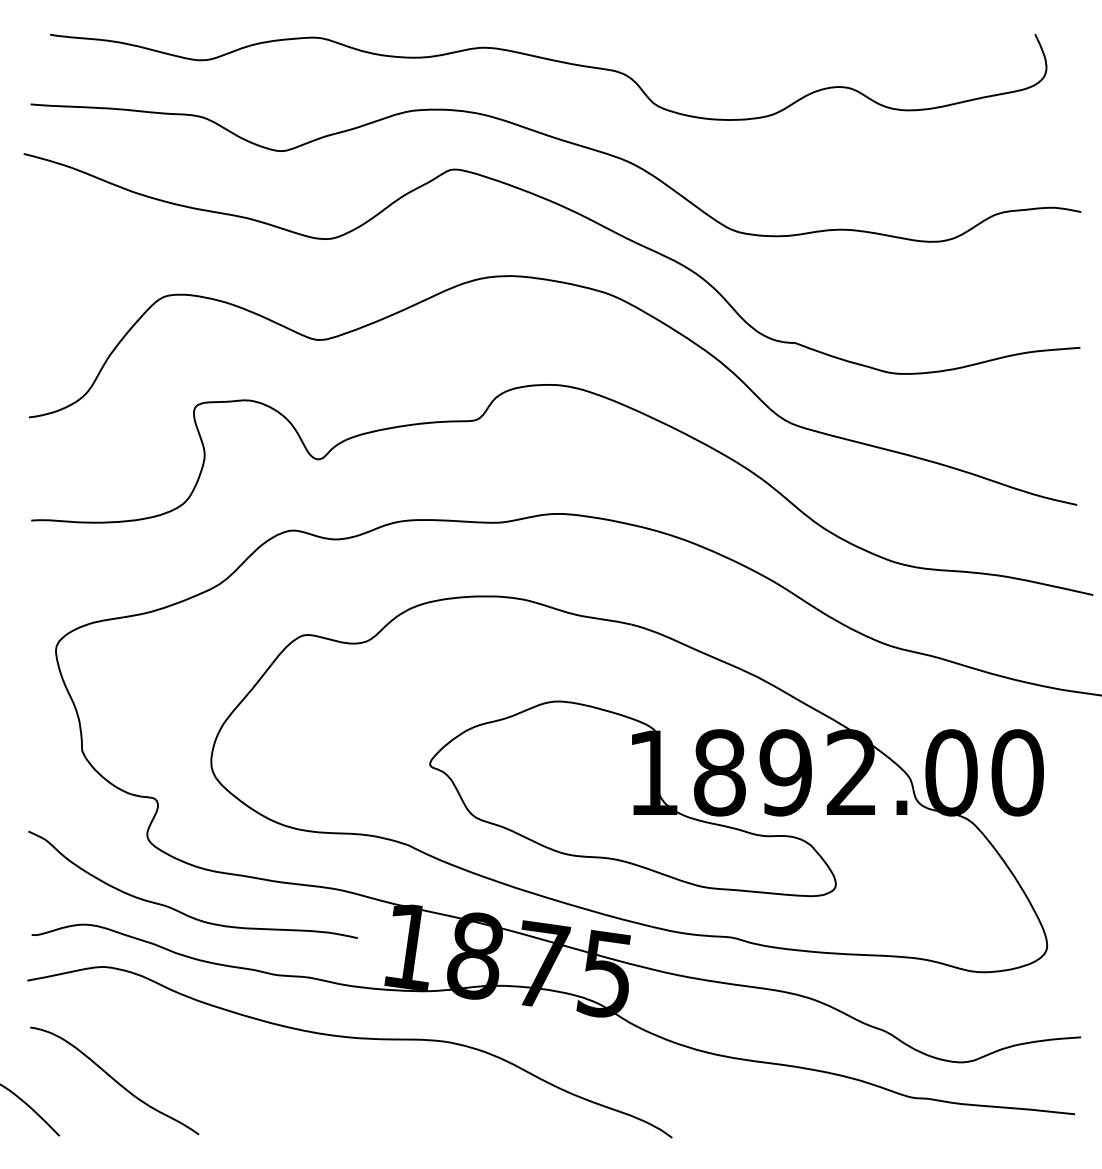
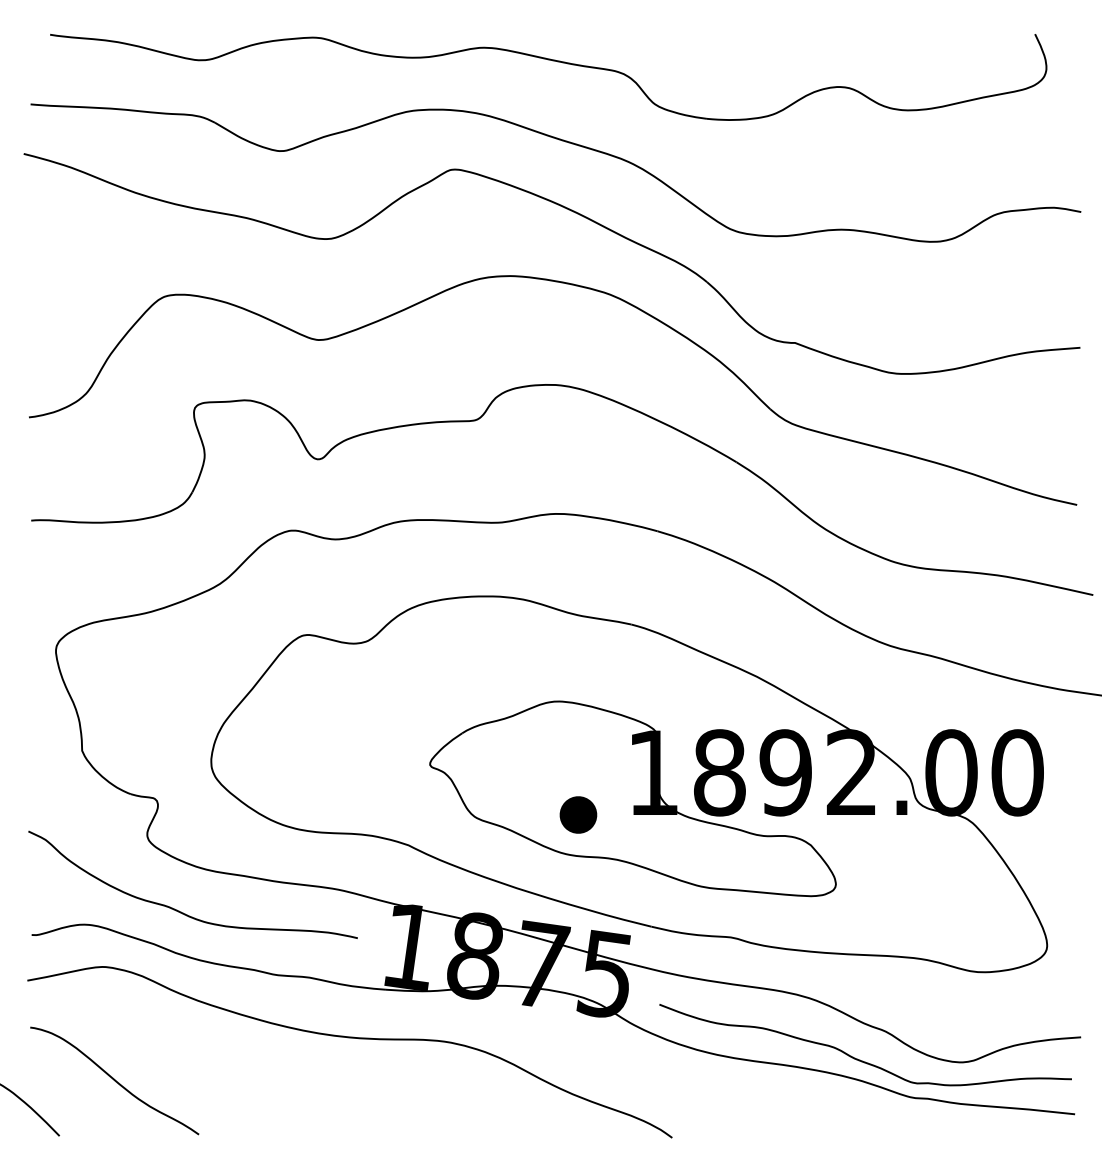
part: none -> present (578, 814)
curve: none -> present (860, 1059)
